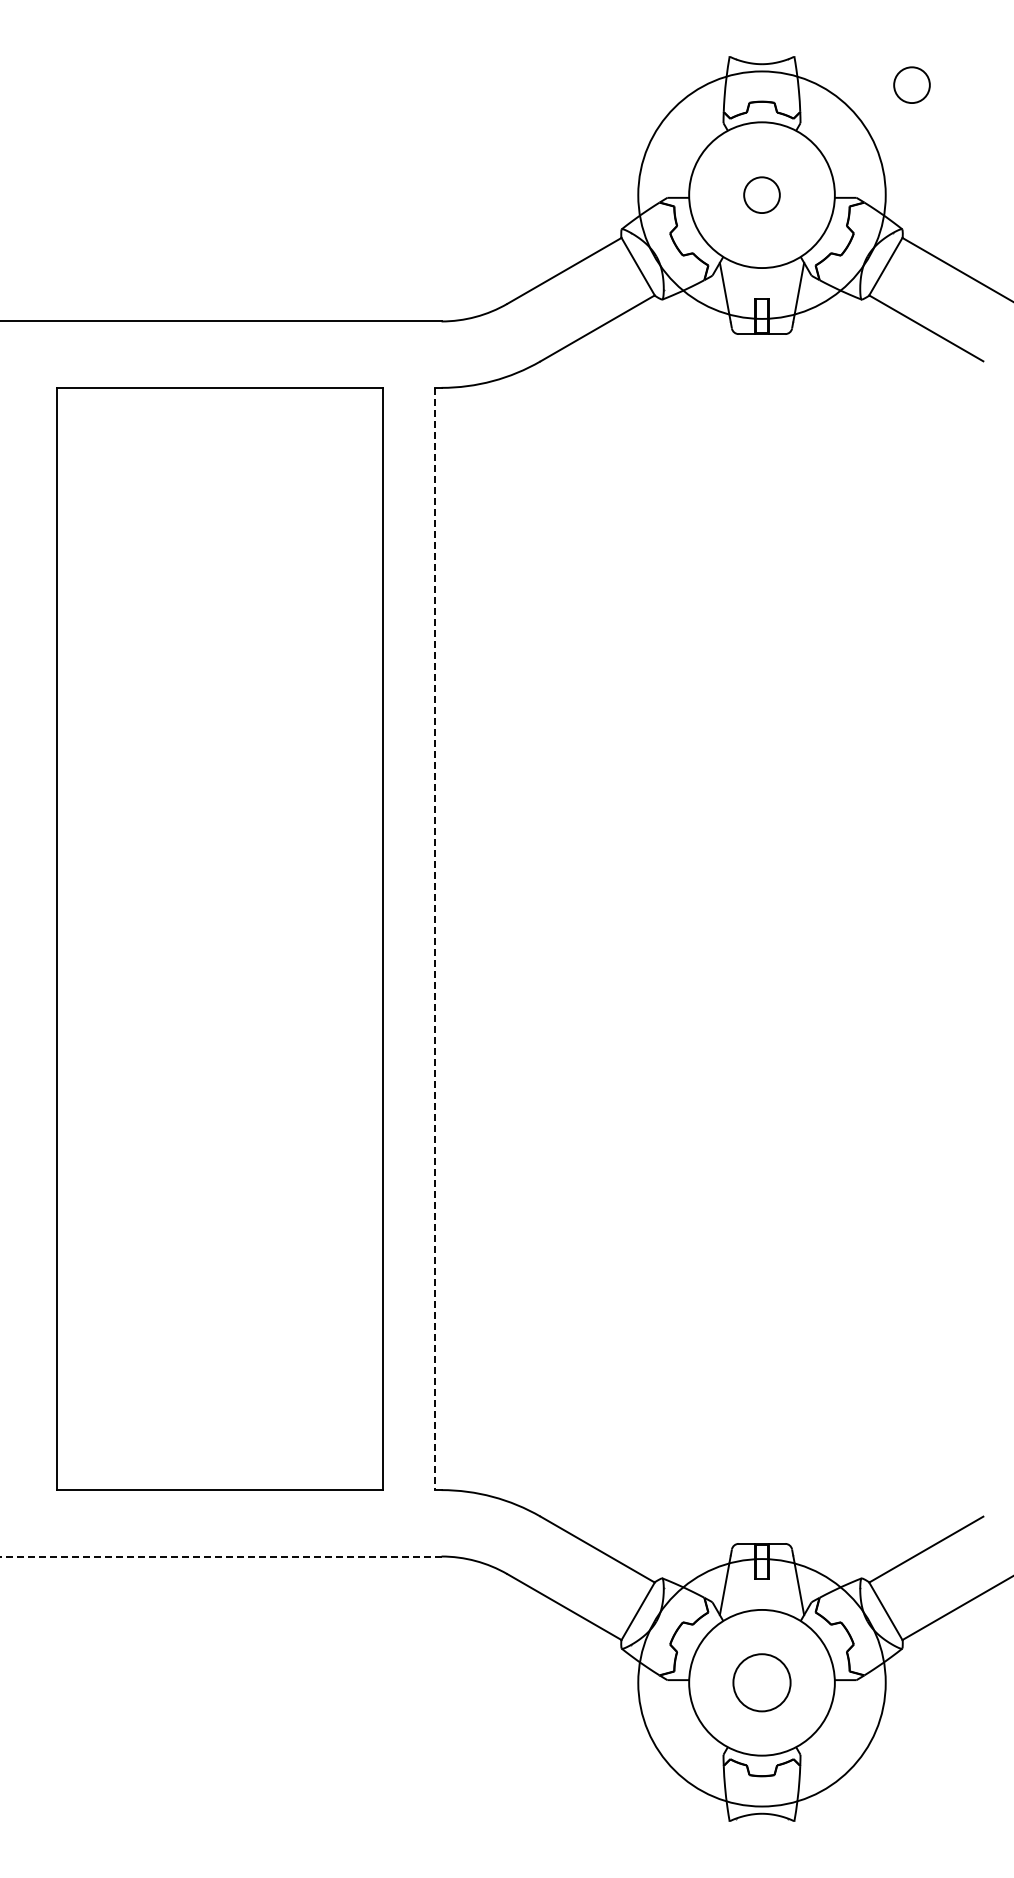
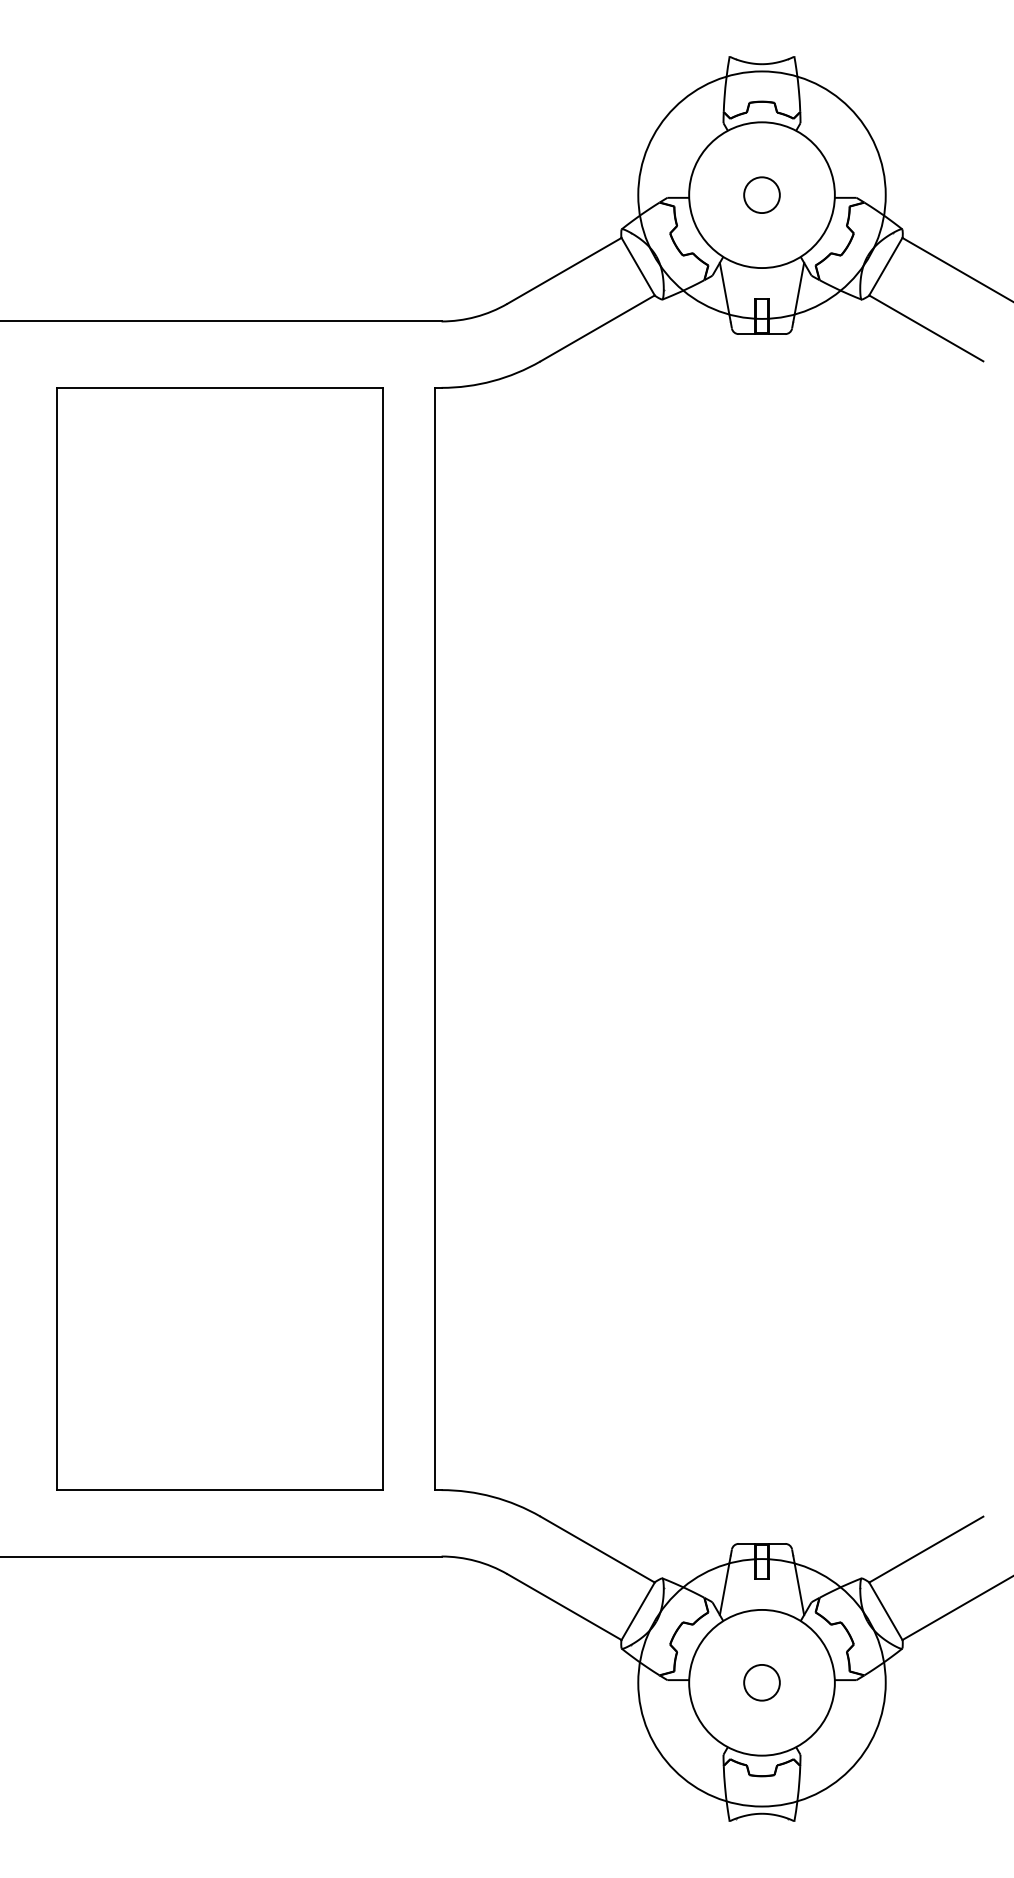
circle: present -> none (911, 84)
line: dashed -> solid (434, 939)
line: dashed -> solid (220, 1556)
circle diameter: 57 px -> 36 px (761, 1682)
